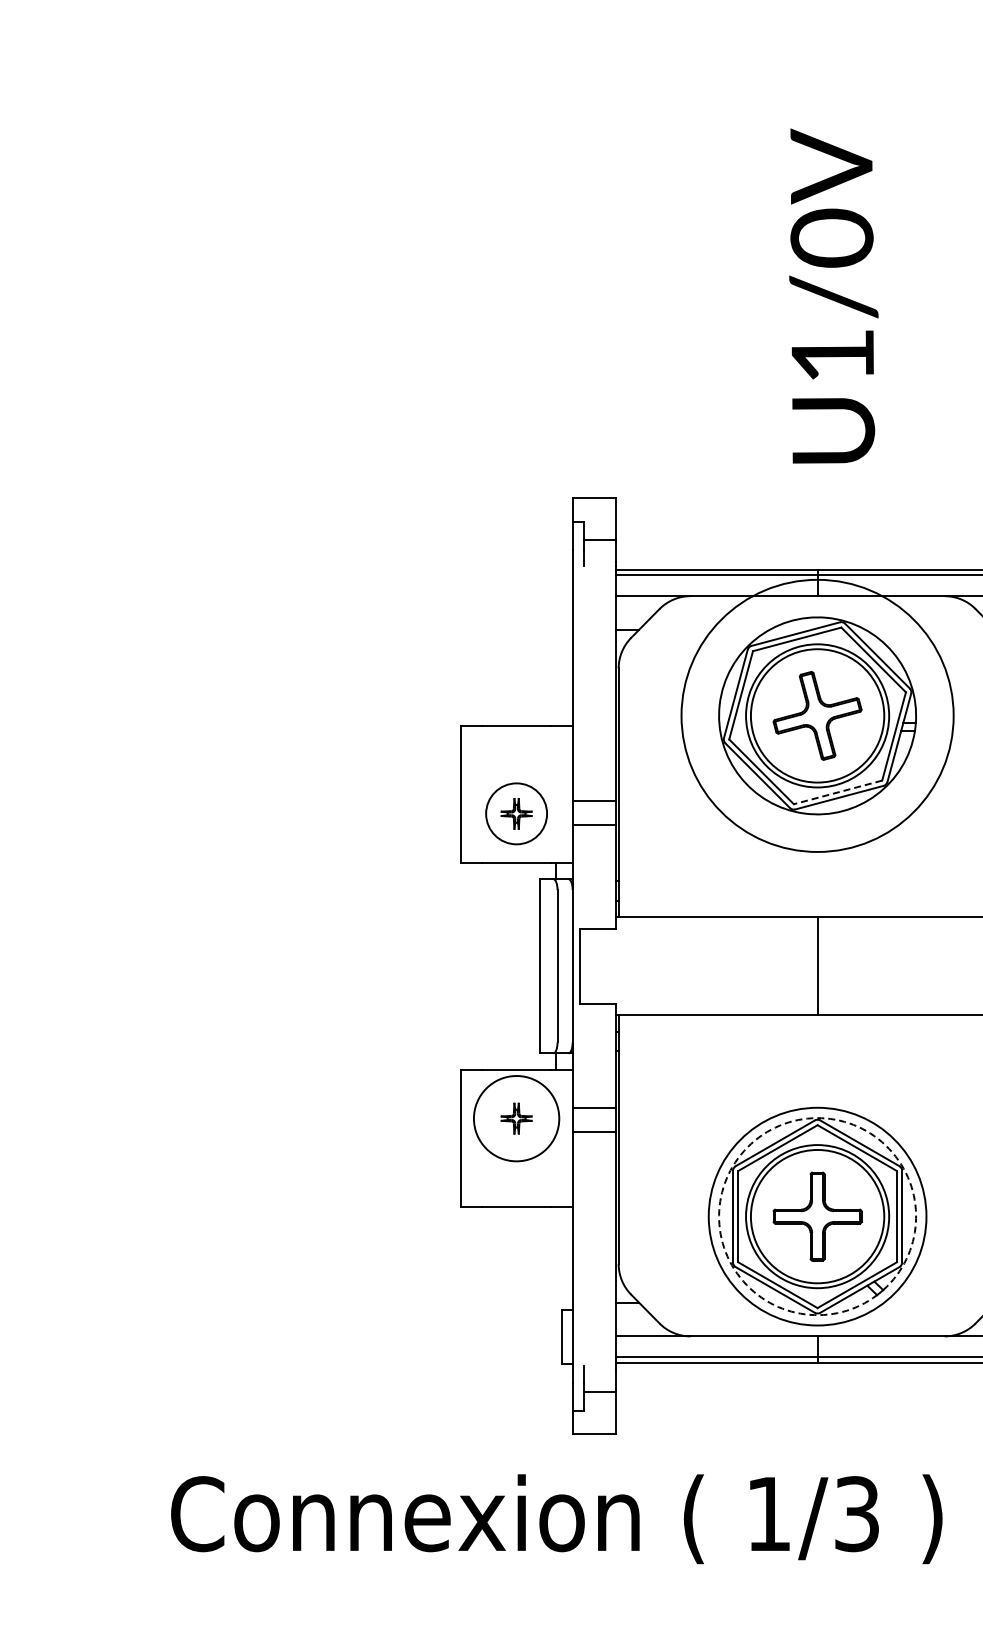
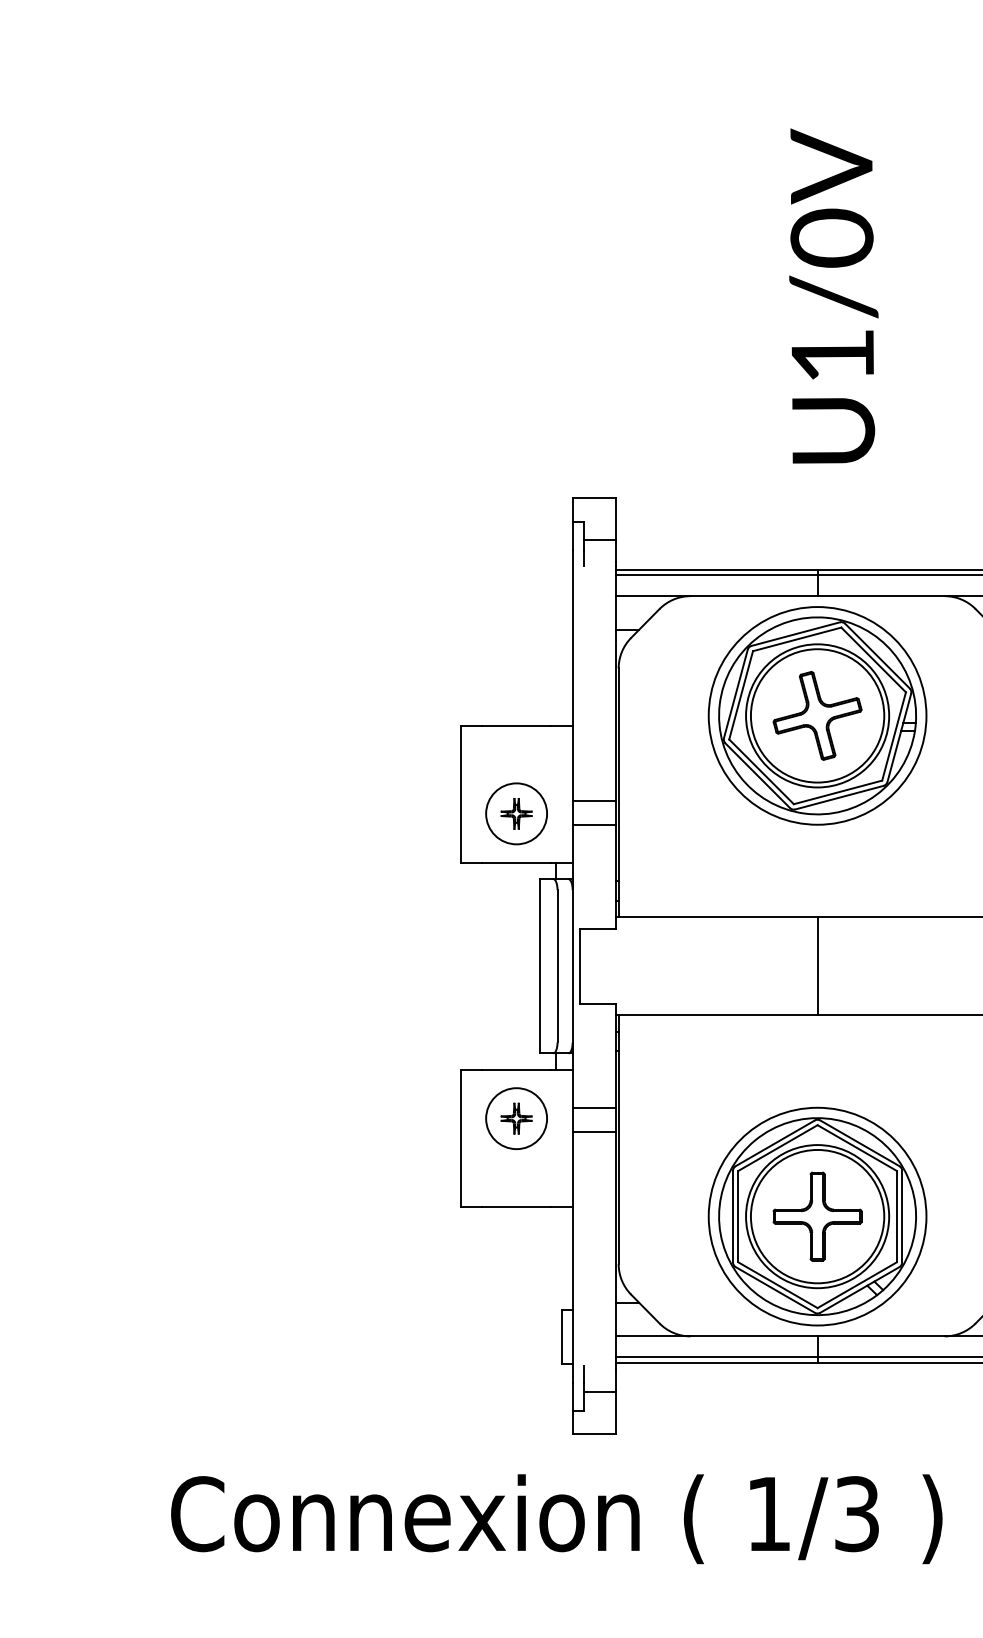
circle diameter: 272 px -> 218 px (817, 715)
line: dashed -> solid (838, 792)
circle diameter: 85 px -> 61 px (516, 1118)
arc: dashed -> solid (754, 1140)
